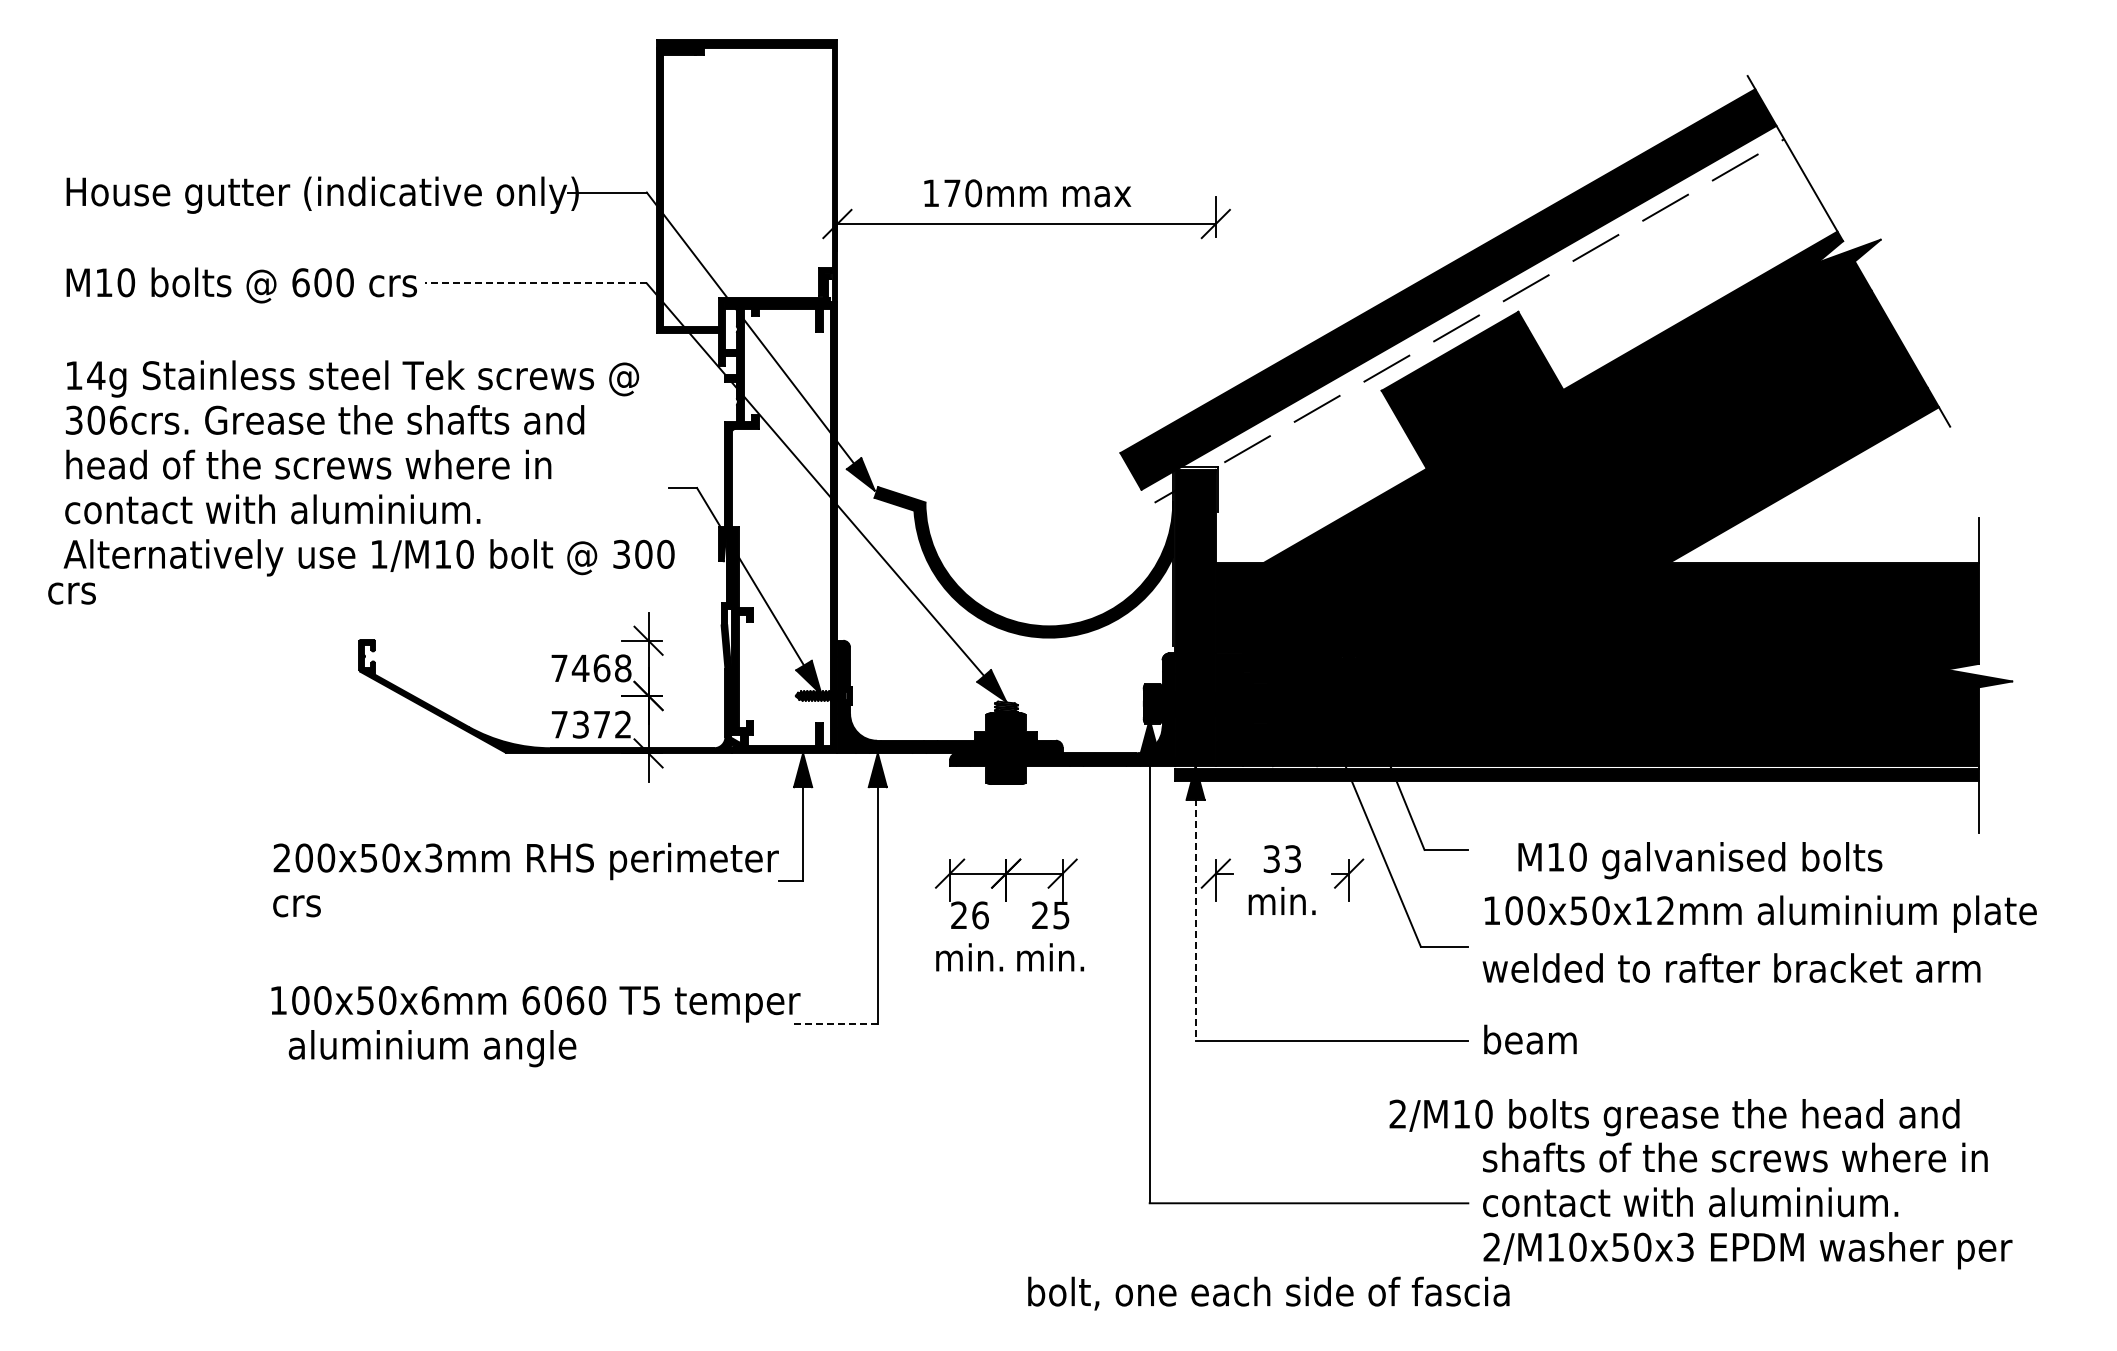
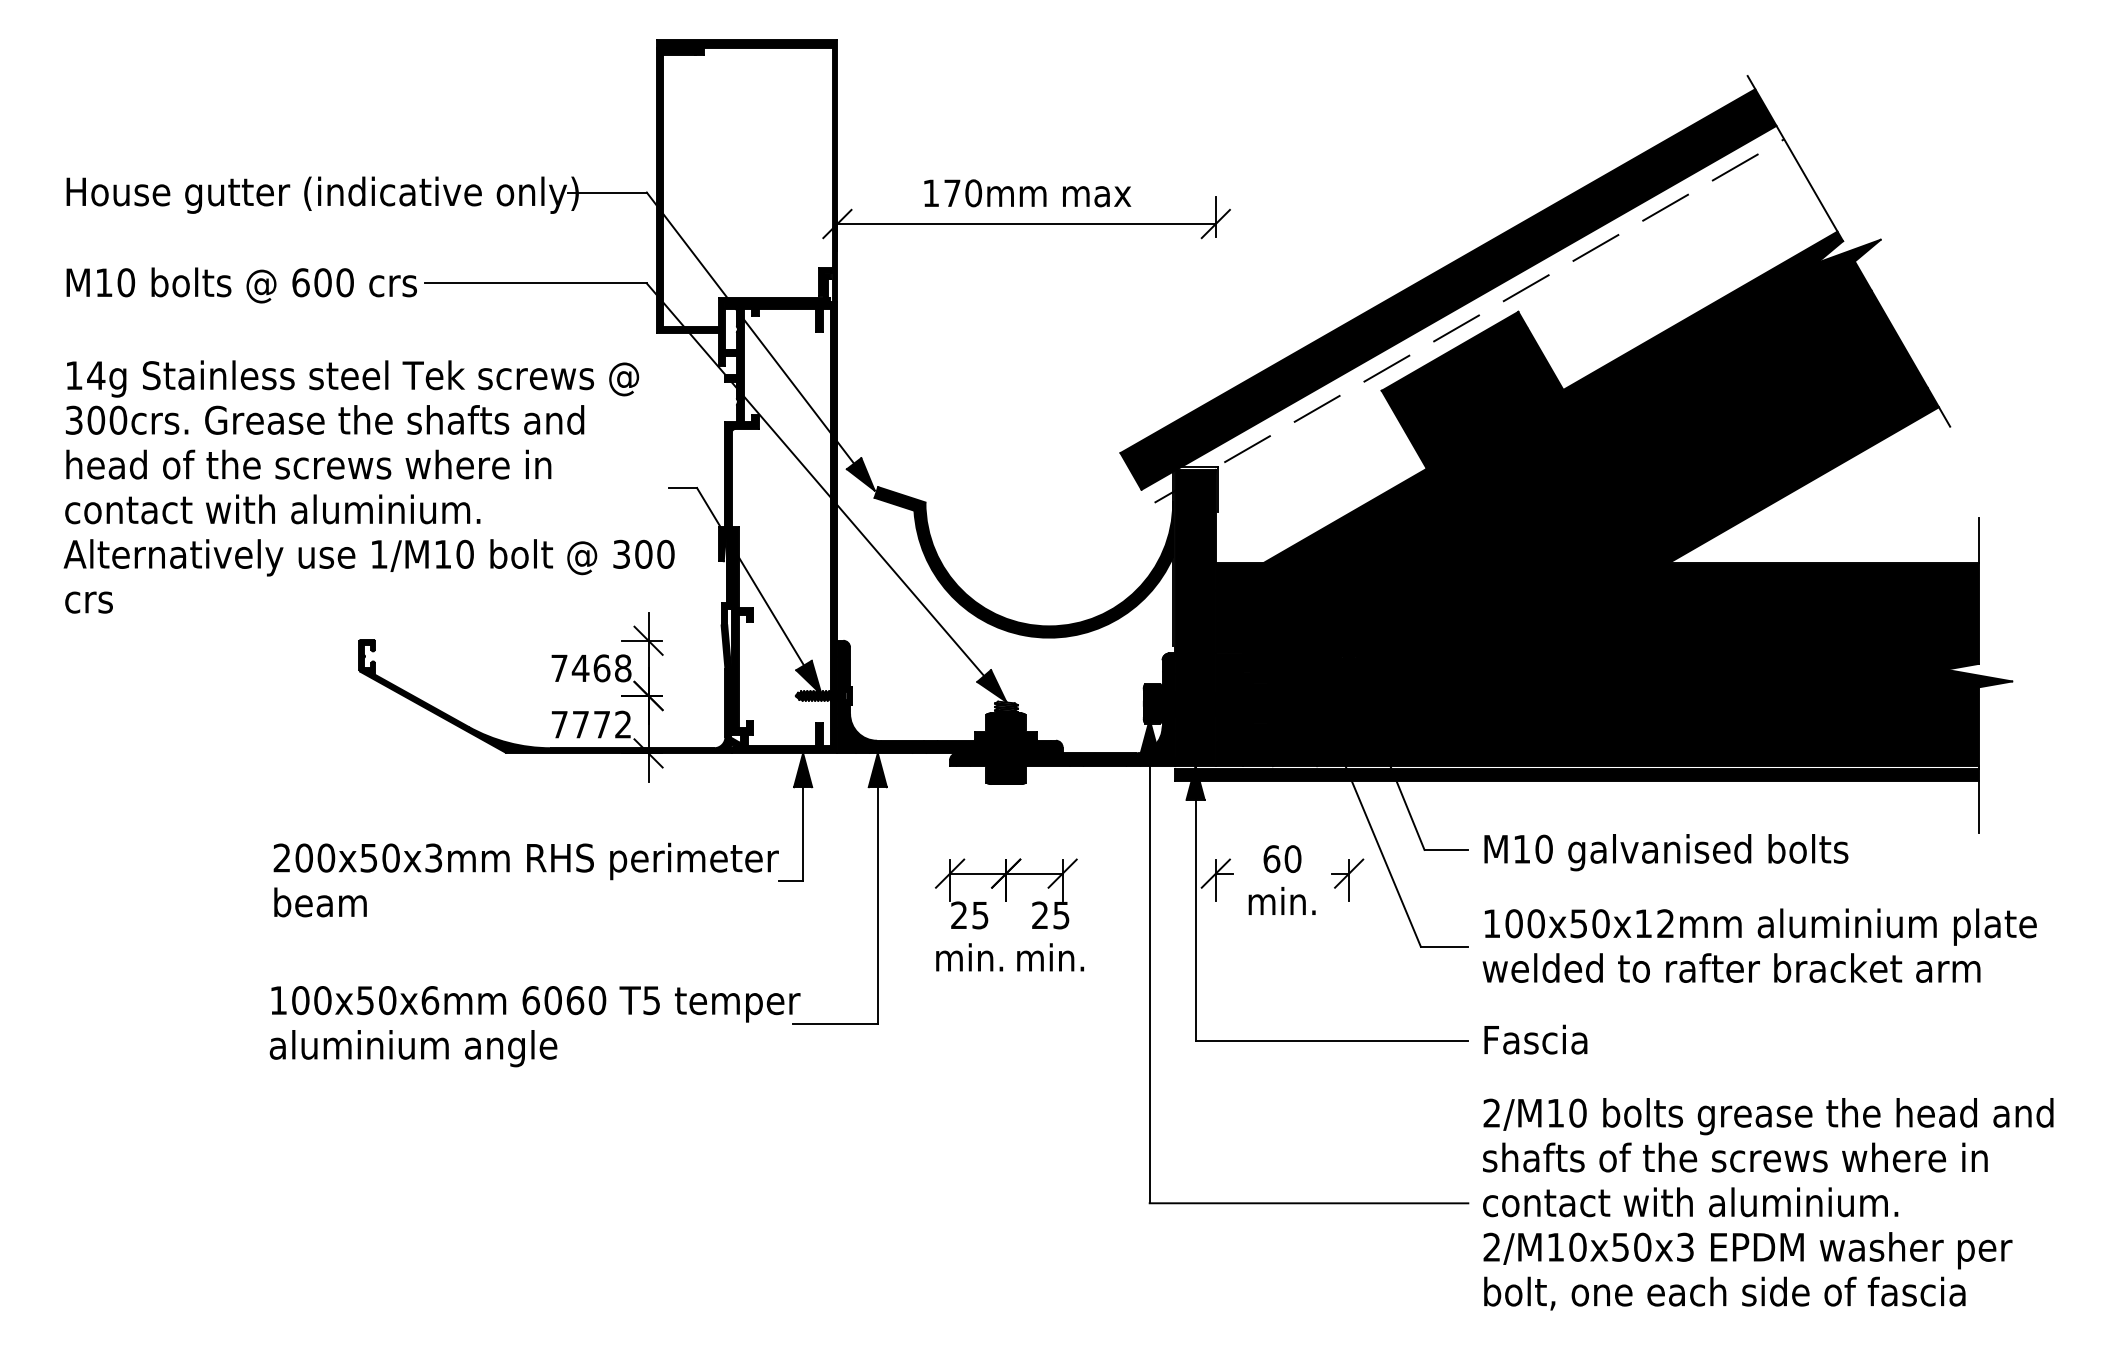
line: dashed -> solid (536, 283)
text: 306crs. -> 300crs. (118, 419)
text position: (71, 593) -> (88, 602) (88, 602)
text: 7372 -> 7772 (580, 724)
text: 33 -> 60 (1282, 859)
text position: (1700, 860) -> (1666, 852) (1666, 852)
text: crs -> beam (319, 902)
line: dashed -> solid (1195, 903)
text position: (1760, 913) -> (1760, 926) (1760, 926)
text: 26 -> 25 (980, 915)
line: dashed -> solid (834, 1023)
text: beam -> Fascia (1535, 1039)
text position: (432, 1048) -> (413, 1048) (413, 1048)
text position: (1674, 1117) -> (1768, 1116) (1768, 1116)
text position: (1268, 1293) -> (1724, 1293) (1724, 1293)
